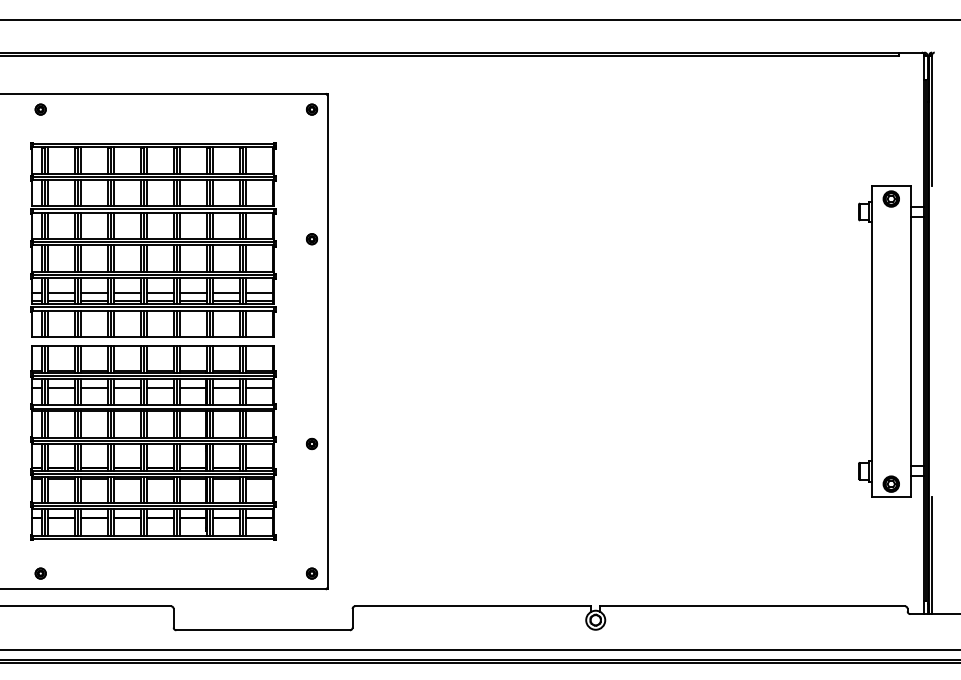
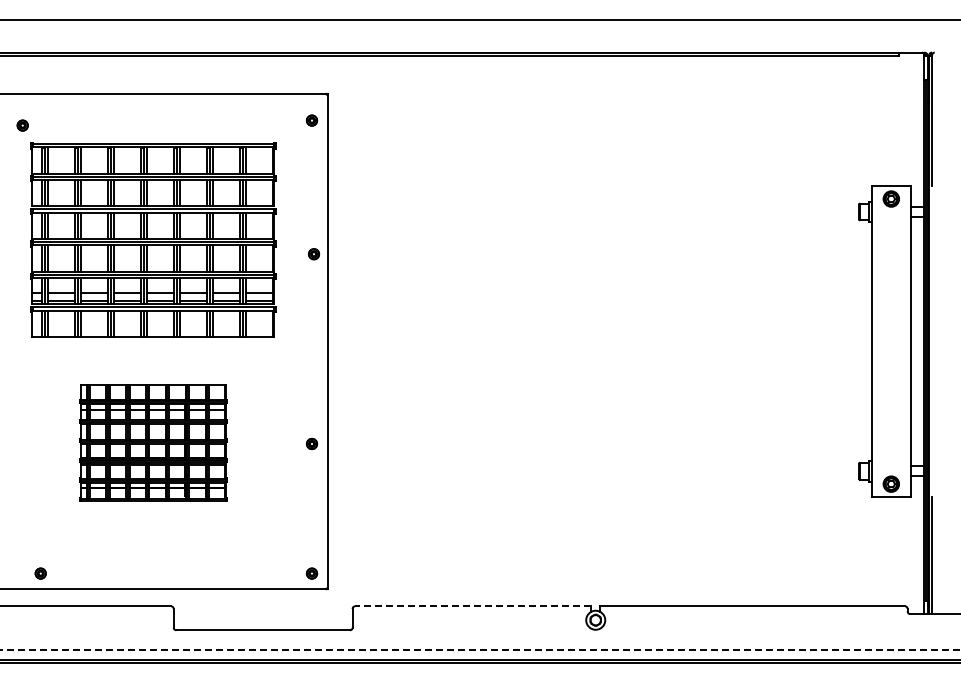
part position: (40, 109) -> (22, 125) (22, 125)
part position: (312, 109) -> (312, 120) (312, 120)
part position: (312, 239) -> (314, 254) (314, 254)
part size: 247x196 px -> 149x118 px (153, 442)
line: solid -> dashed (472, 606)
line: solid -> dashed (480, 650)
